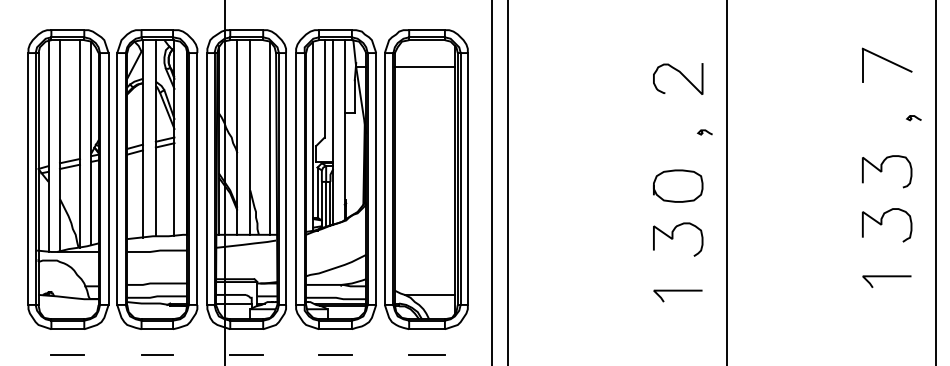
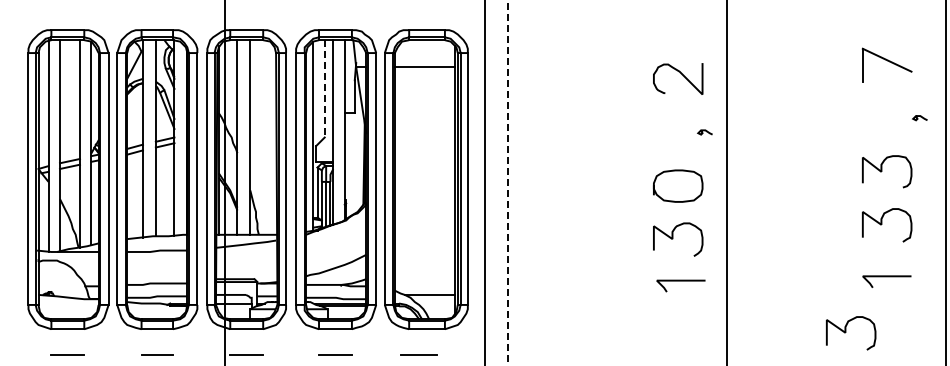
line: solid -> dashed (324, 88)
curve position: (912, 118) -> (918, 118) (918, 118)
line: present -> none (270, 137)
line position: (492, 182) -> (485, 182) (485, 182)
line position: (935, 182) -> (945, 182) (945, 182)
line: solid -> dashed (507, 183)
curve position: (677, 291) -> (680, 281) (680, 281)
curve: none -> present (846, 332)
line position: (426, 354) -> (418, 354) (418, 354)
